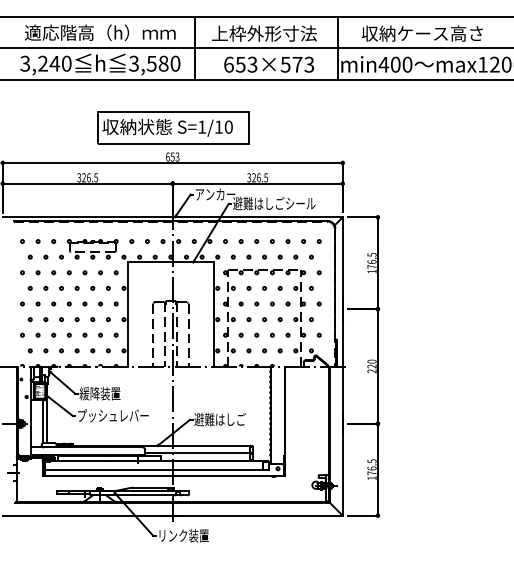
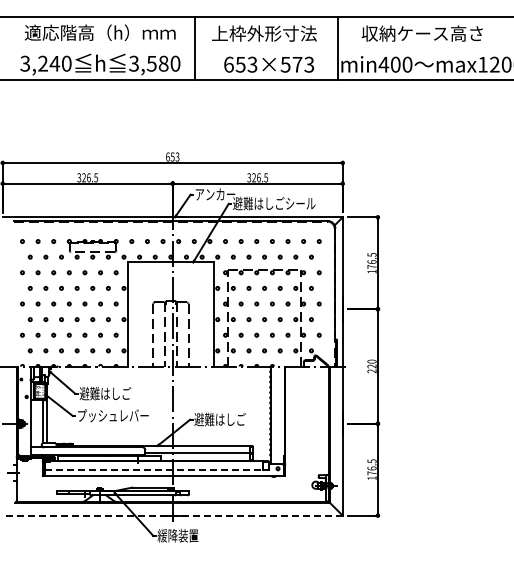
line: present -> none (256, 48)
part: present -> none (173, 127)
text: 緩降装置 -> 避難はしご (105, 393)
line: solid -> dashed (154, 470)
line: solid -> dashed (172, 515)
text: リンク装置 -> 緩降装置 (182, 535)
